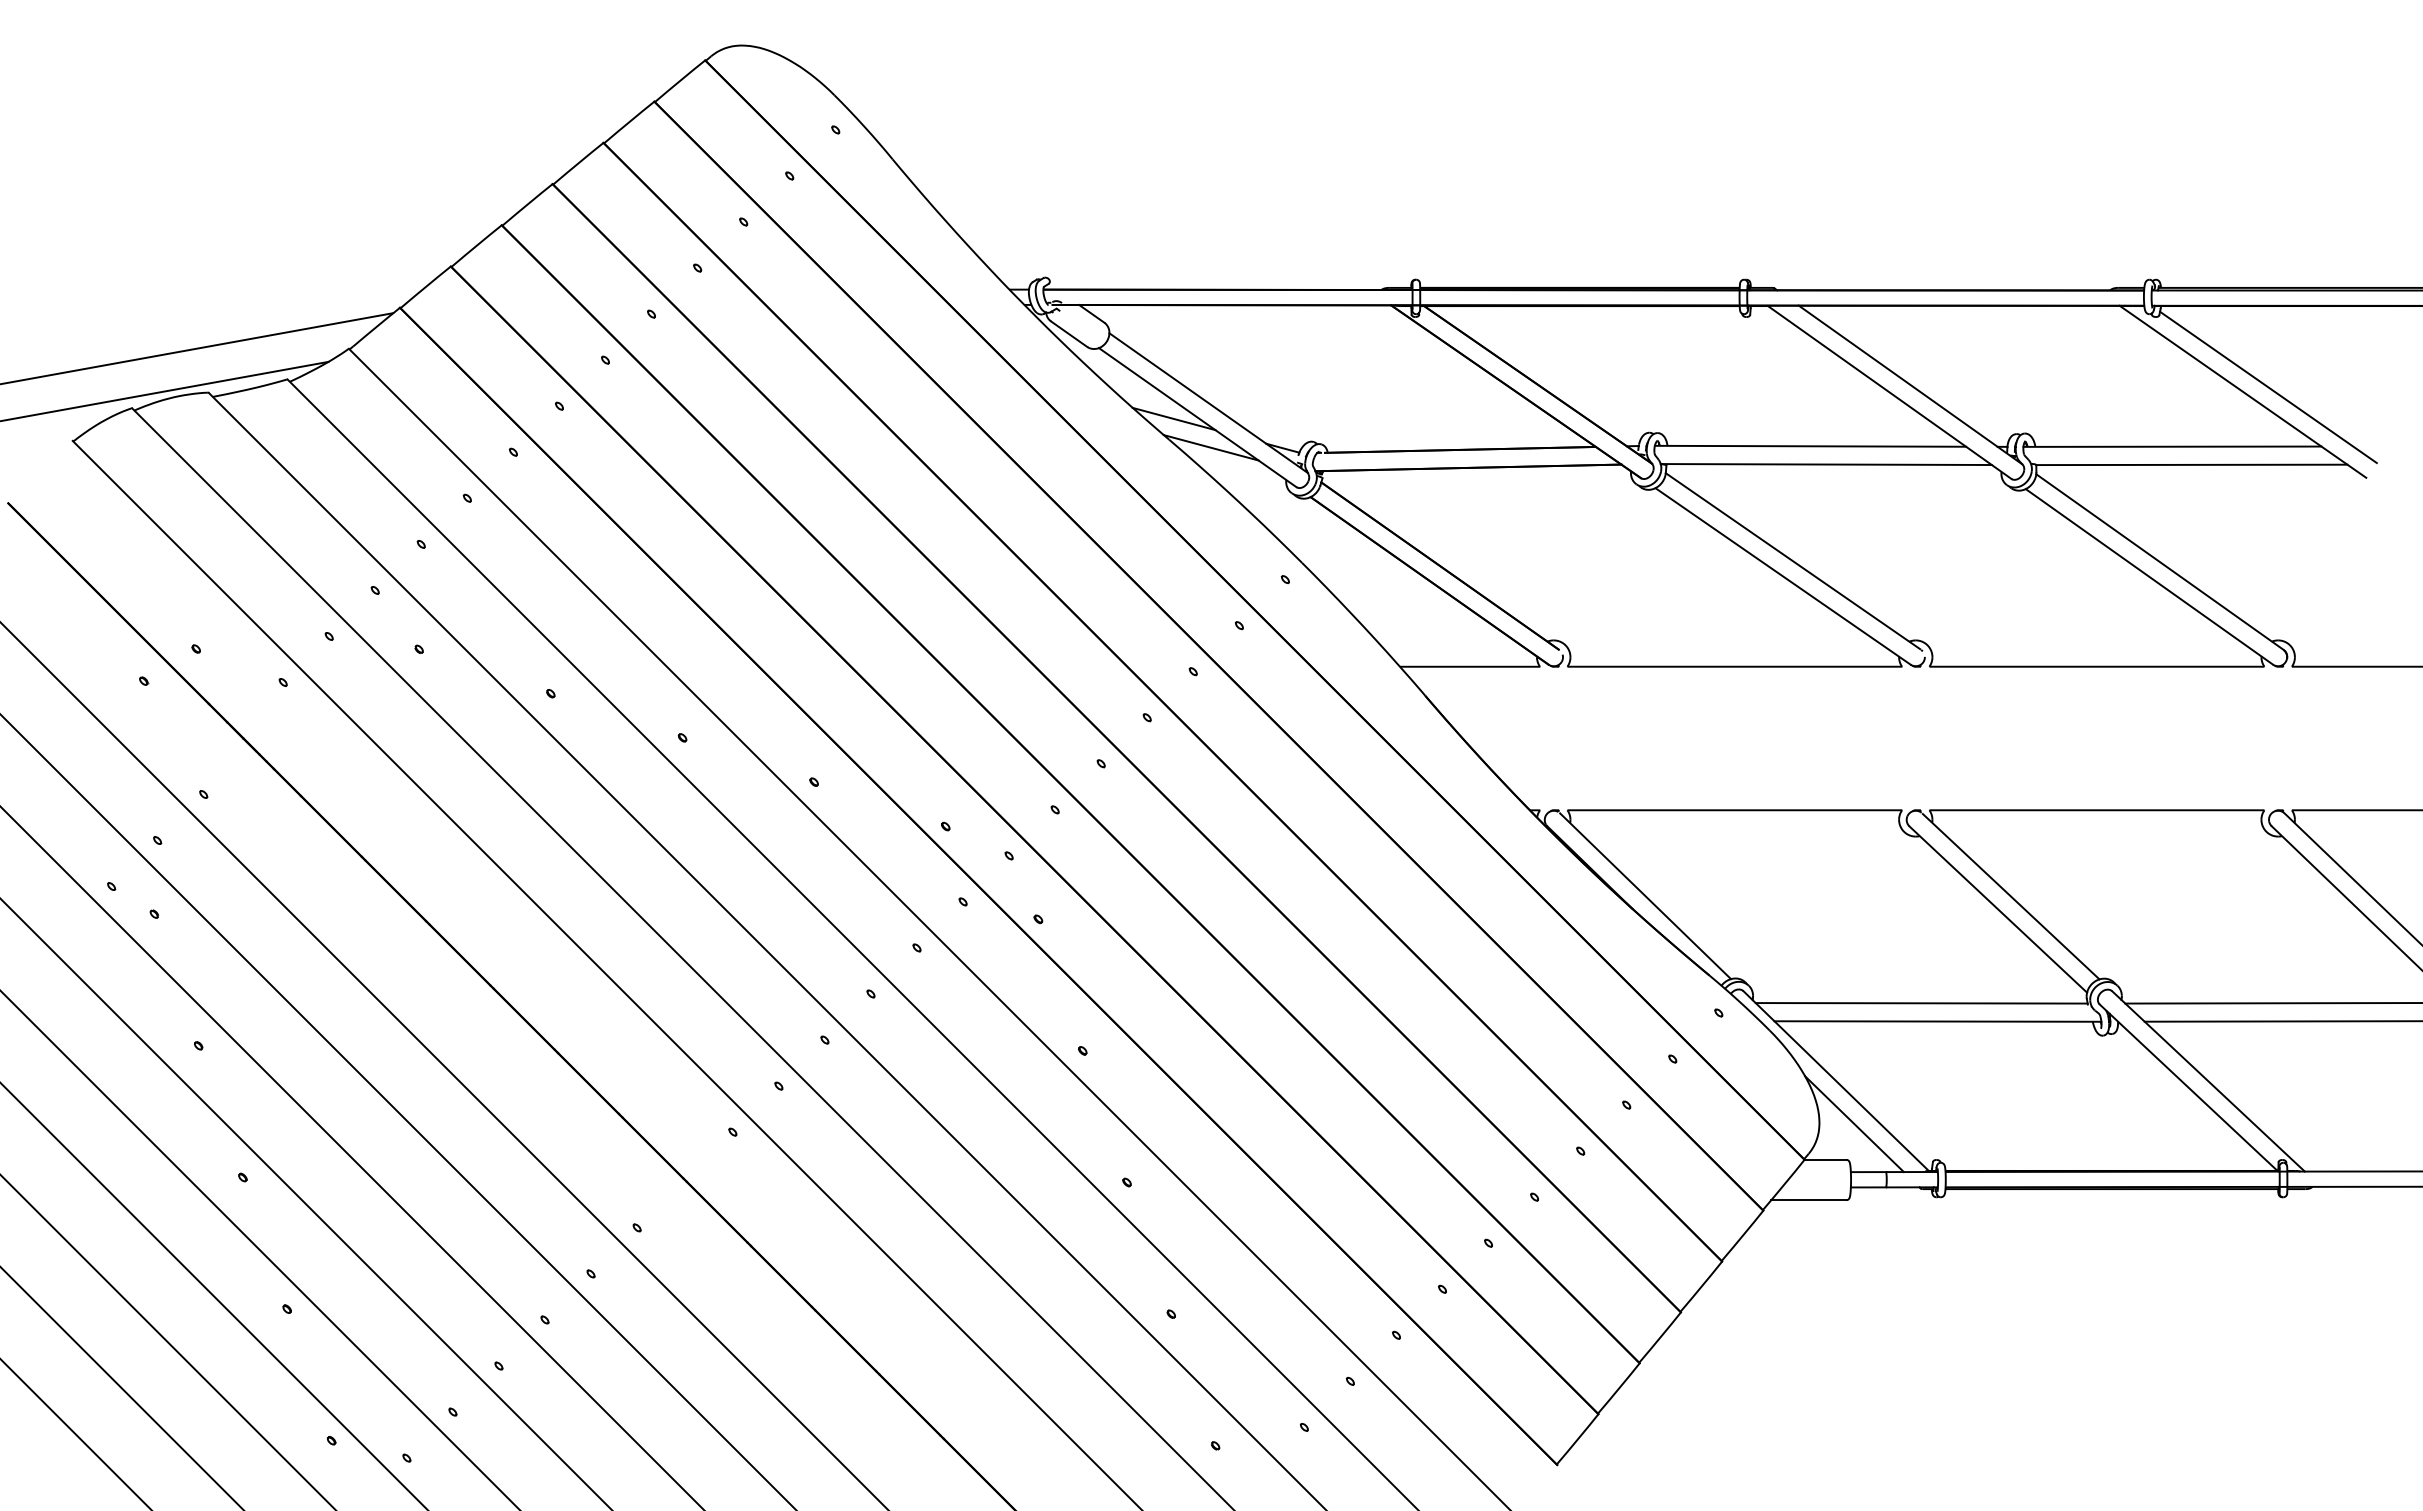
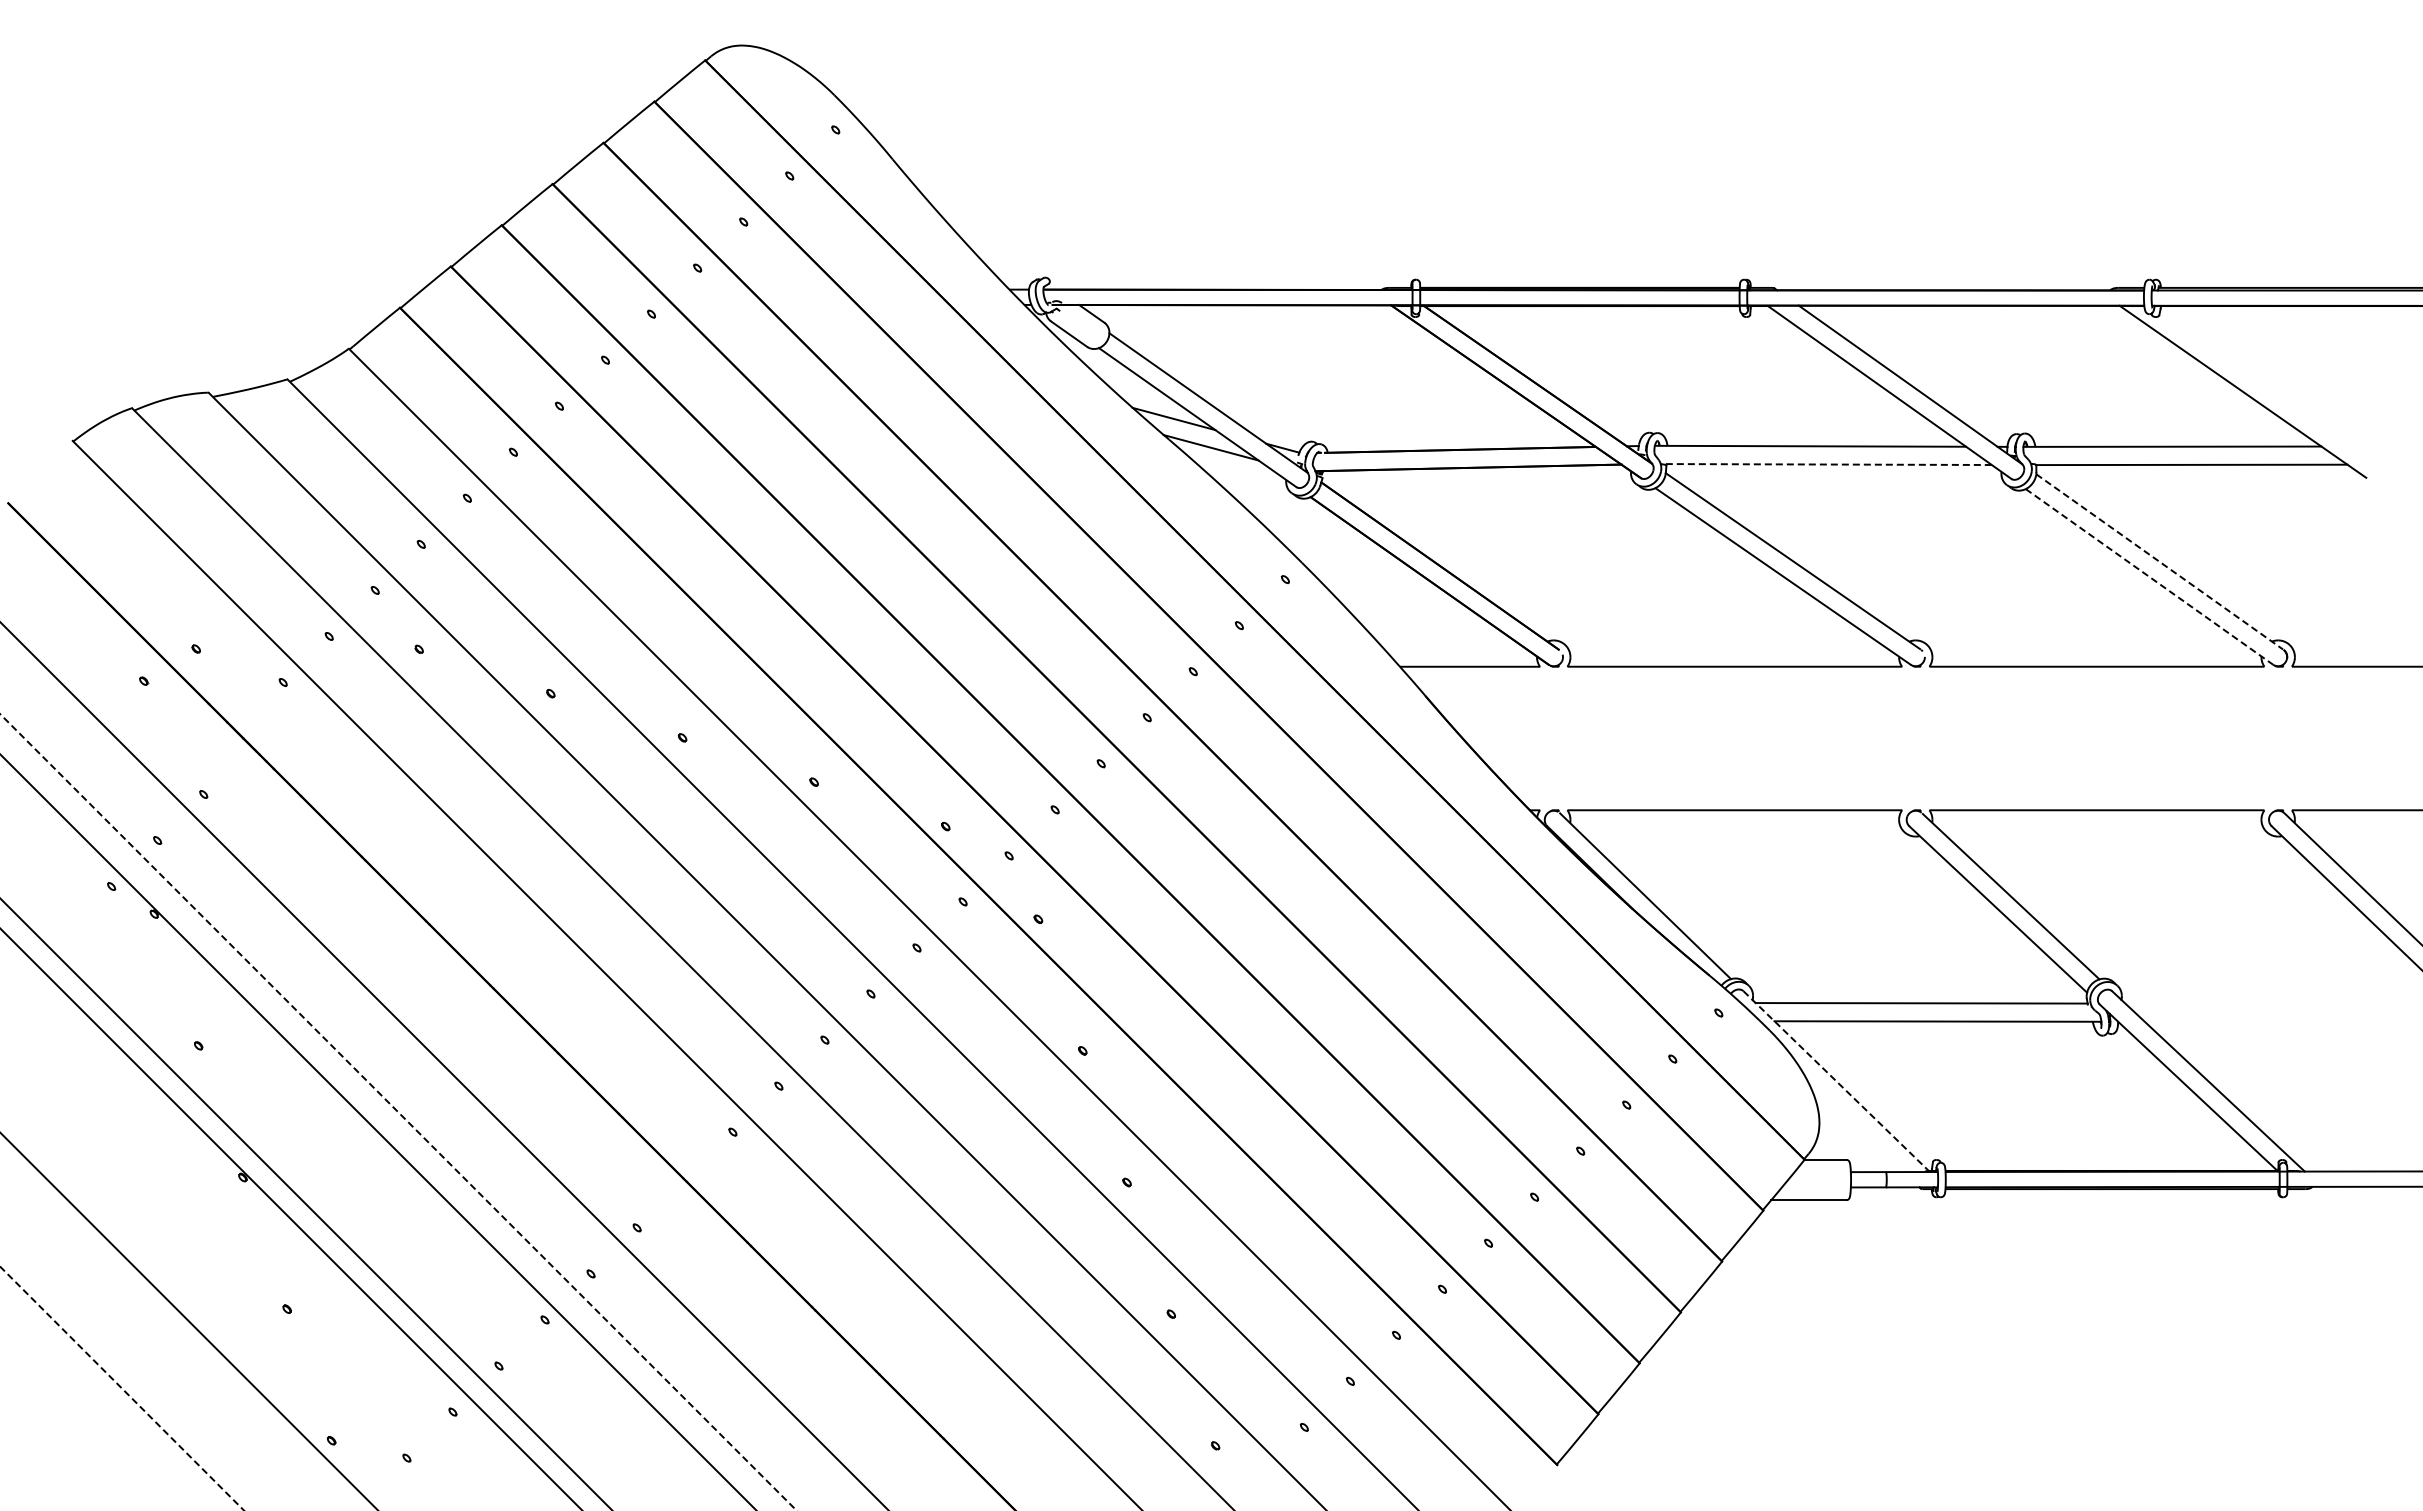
line: present -> none (197, 348)
line: present -> none (2268, 387)
line: present -> none (165, 390)
line: solid -> dashed (1826, 464)
line: solid -> dashed (2160, 562)
line: solid -> dashed (2149, 576)
line: present -> none (2272, 1003)
line: present -> none (2281, 1021)
line: solid -> dashed (1836, 1081)
line: solid -> dashed (398, 1112)
line: present -> none (1854, 1124)
line position: (351, 1157) -> (377, 1131) (377, 1131)
line position: (259, 1249) -> (290, 1218) (290, 1218)
line: present -> none (213, 1295)
line position: (167, 1341) -> (188, 1321) (188, 1321)
line: solid -> dashed (121, 1388)
line: present -> none (75, 1434)
